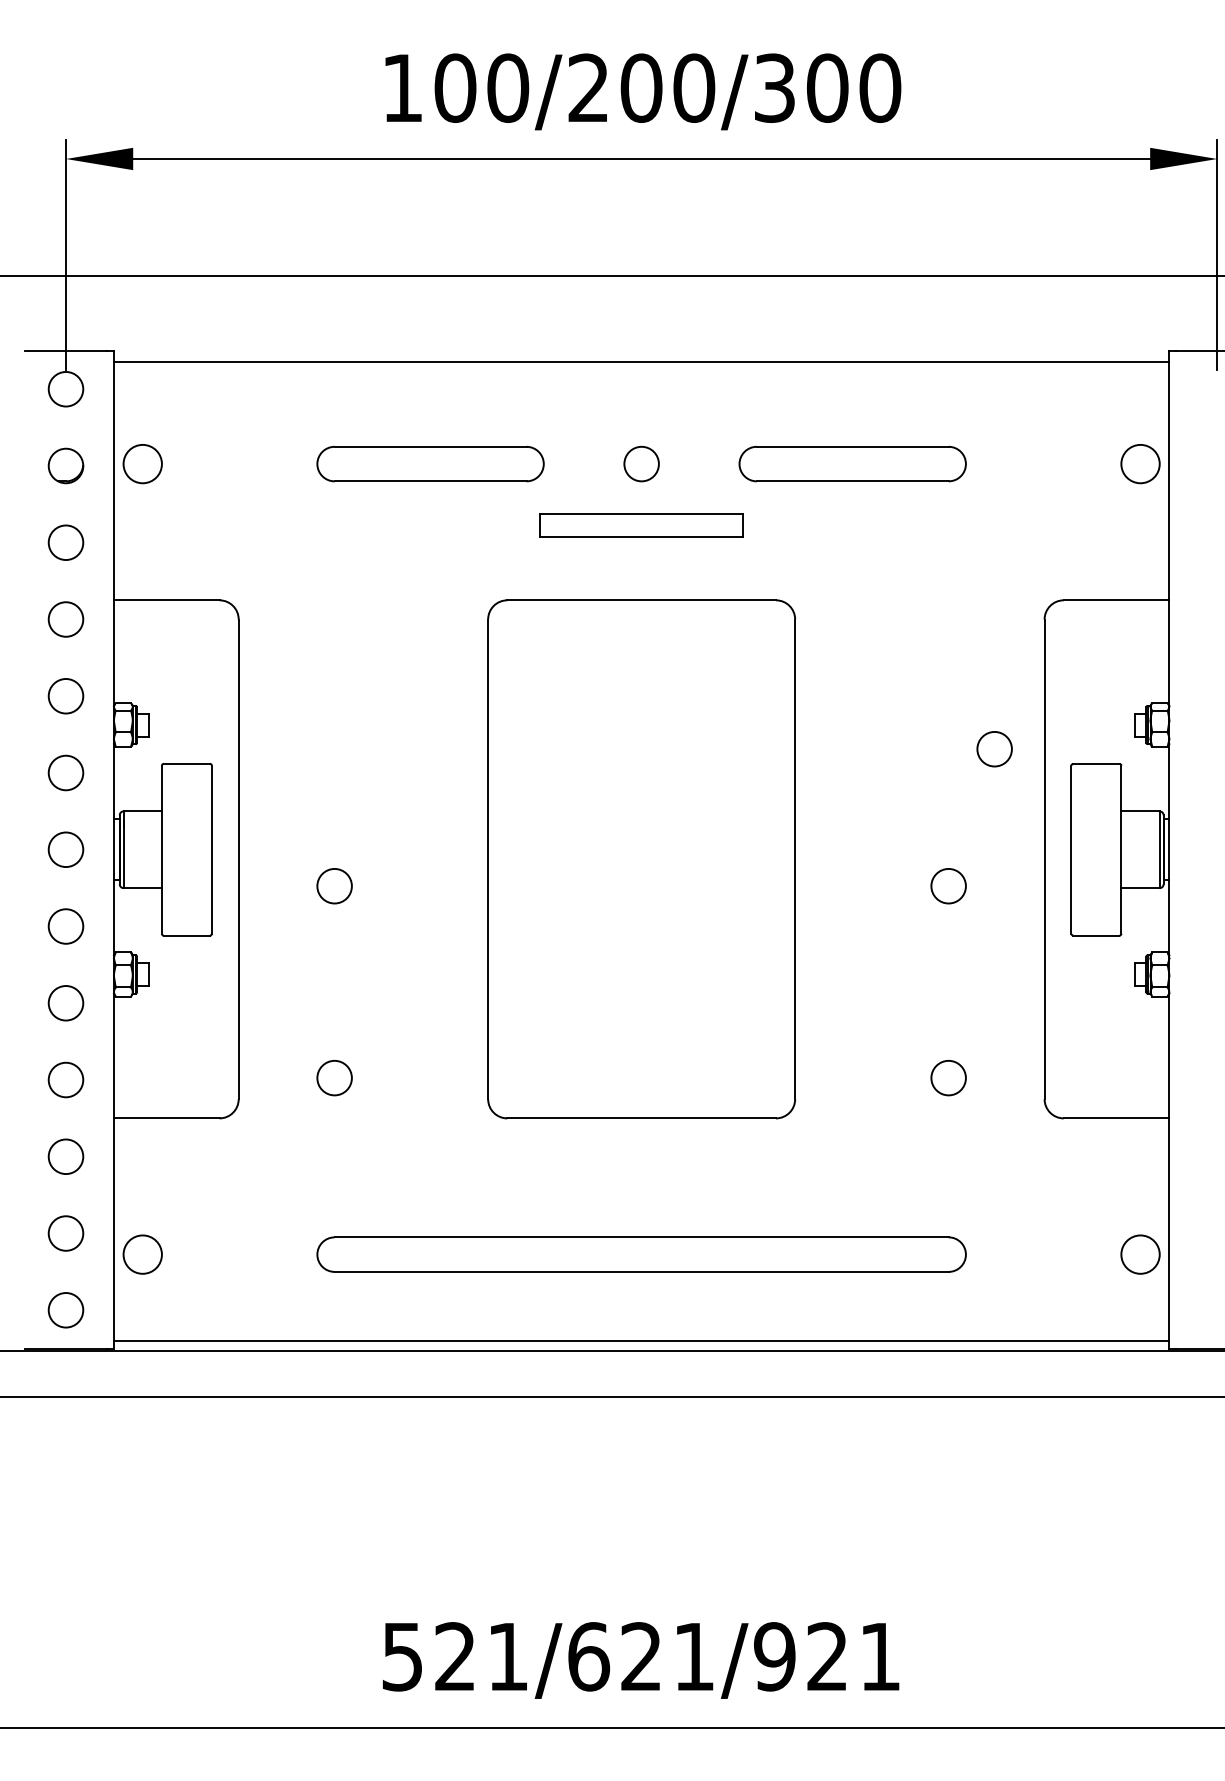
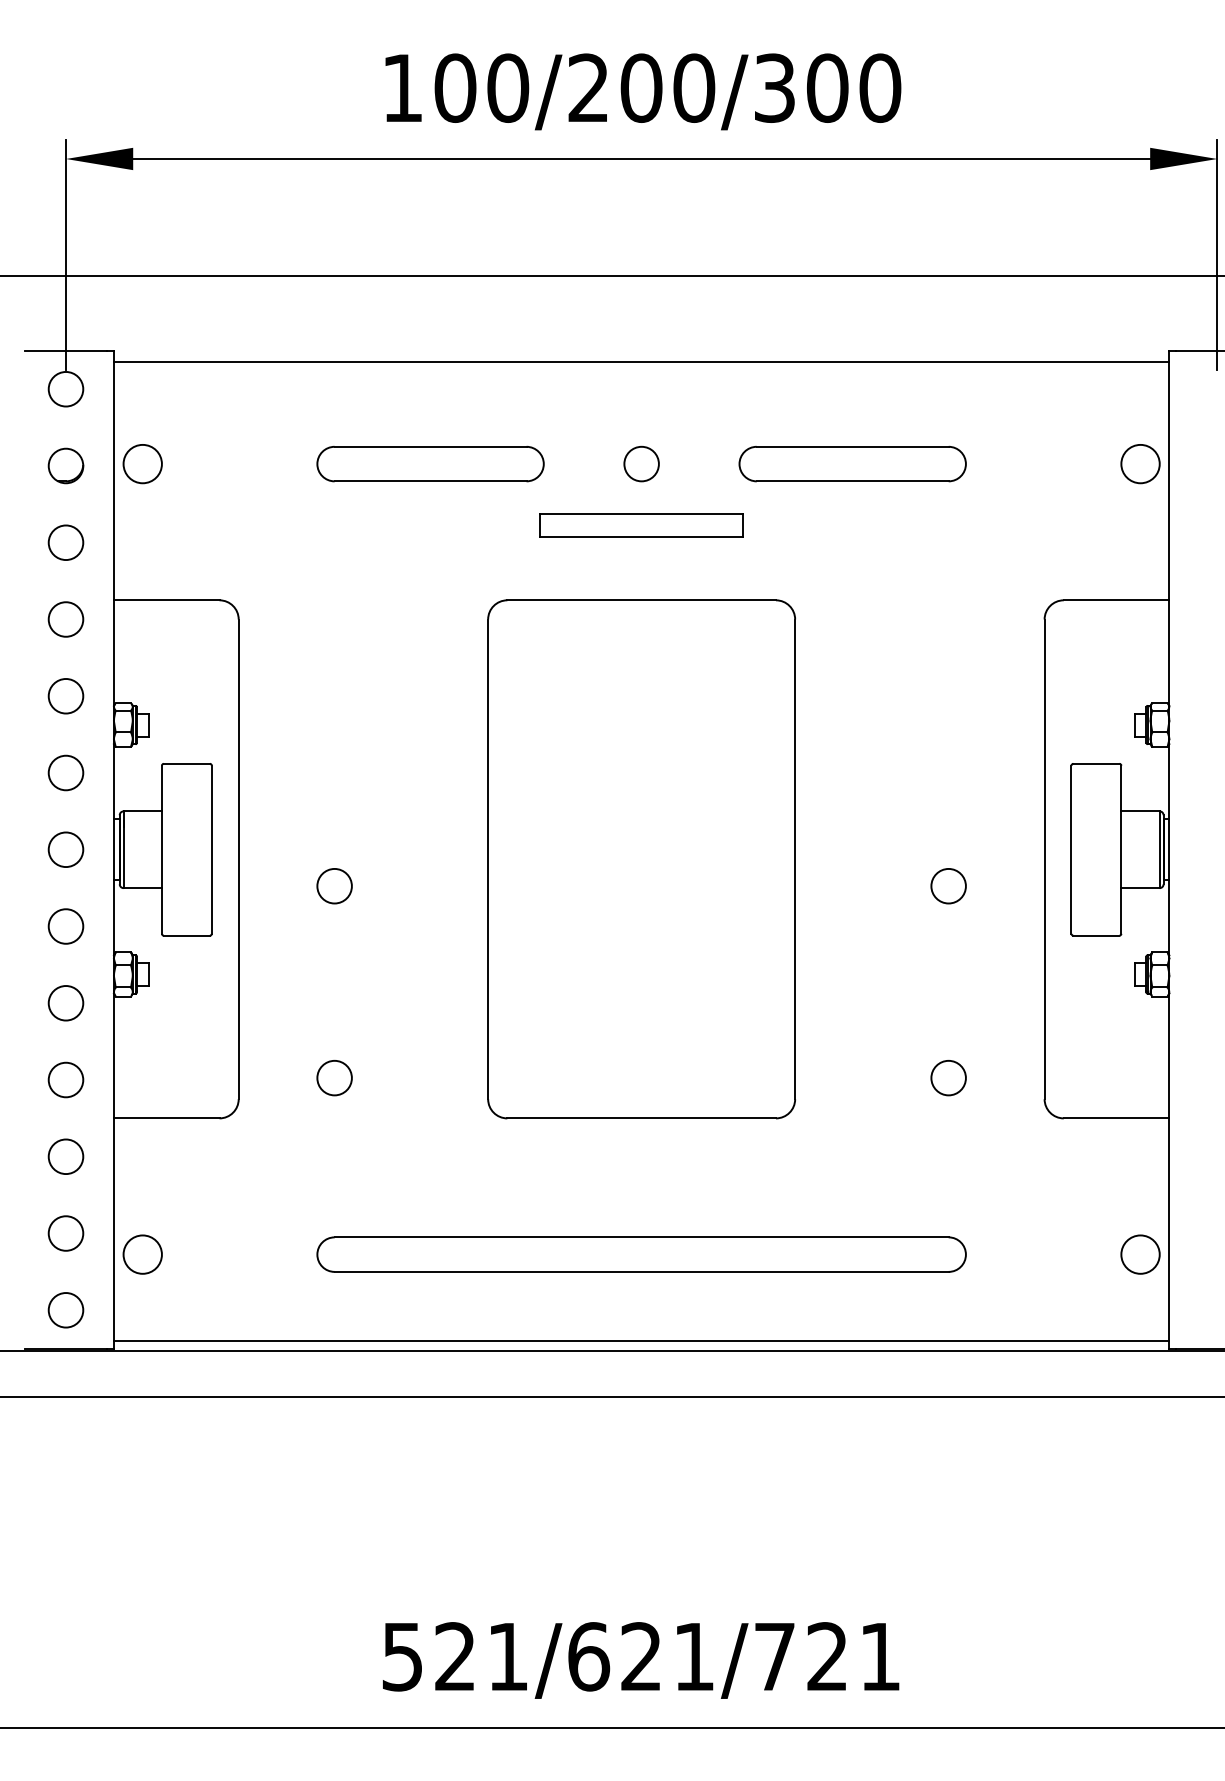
circle: present -> none (994, 749)
text: 521/621/921 -> 521/621/721 (774, 1656)
